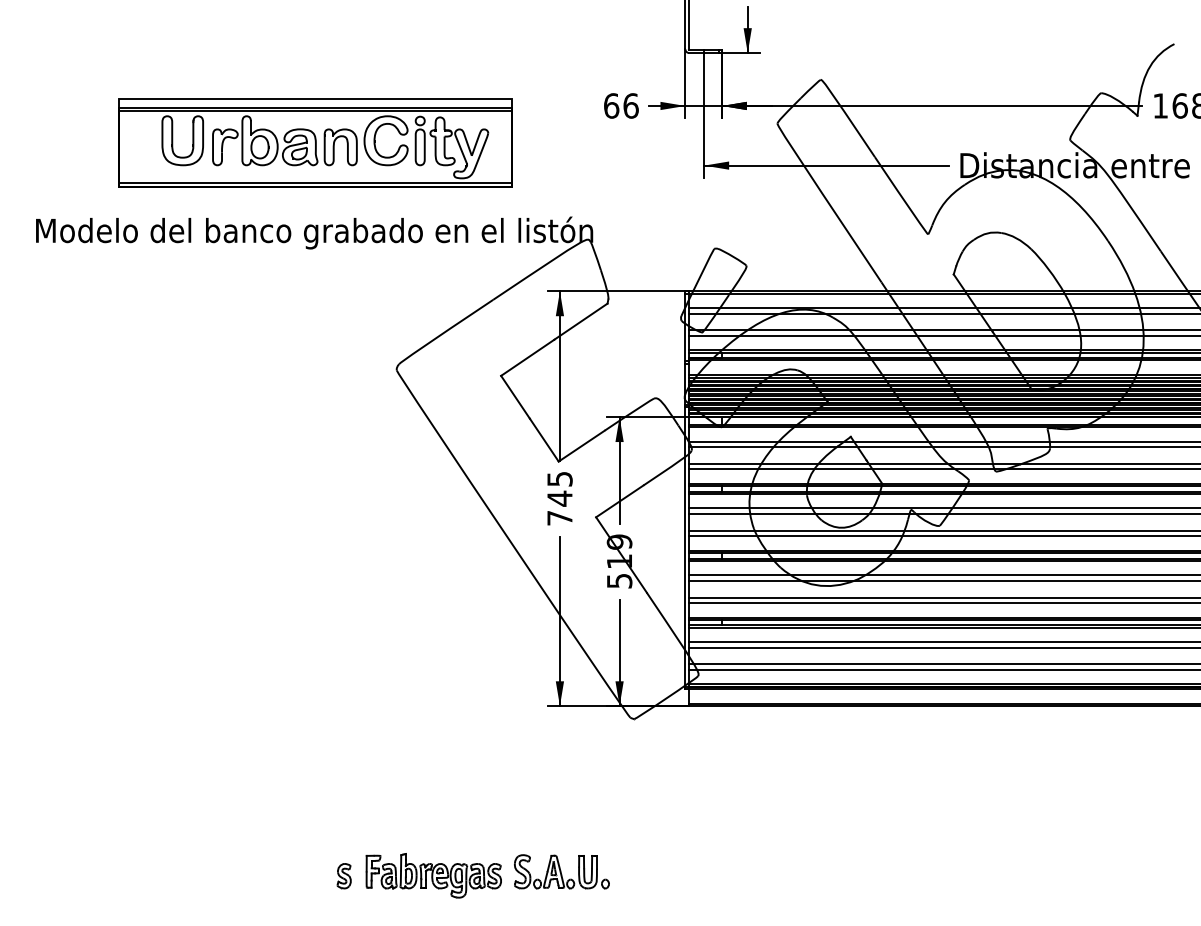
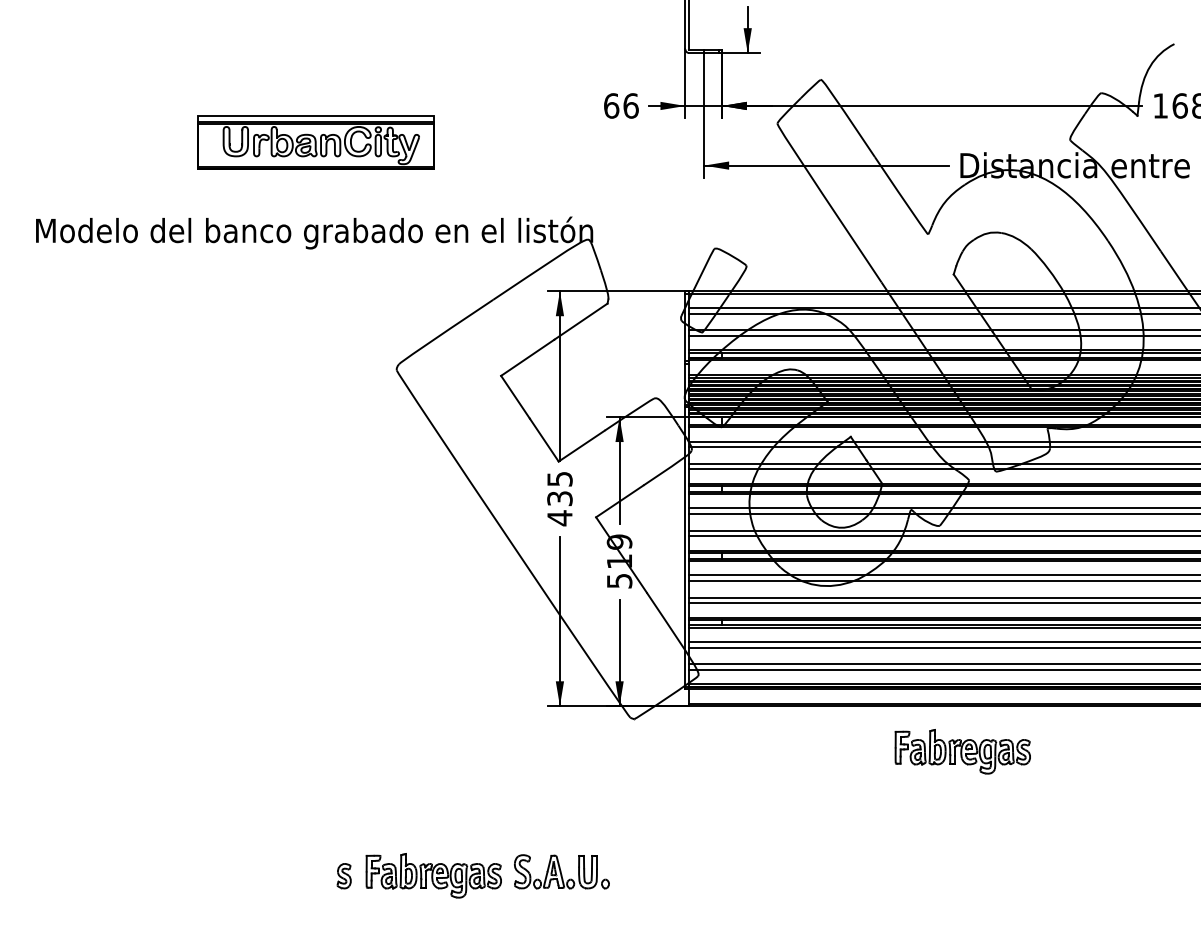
part size: 395x90 px -> 238x55 px (315, 142)
text: 745 -> 435 (559, 508)
part: none -> present (962, 751)
